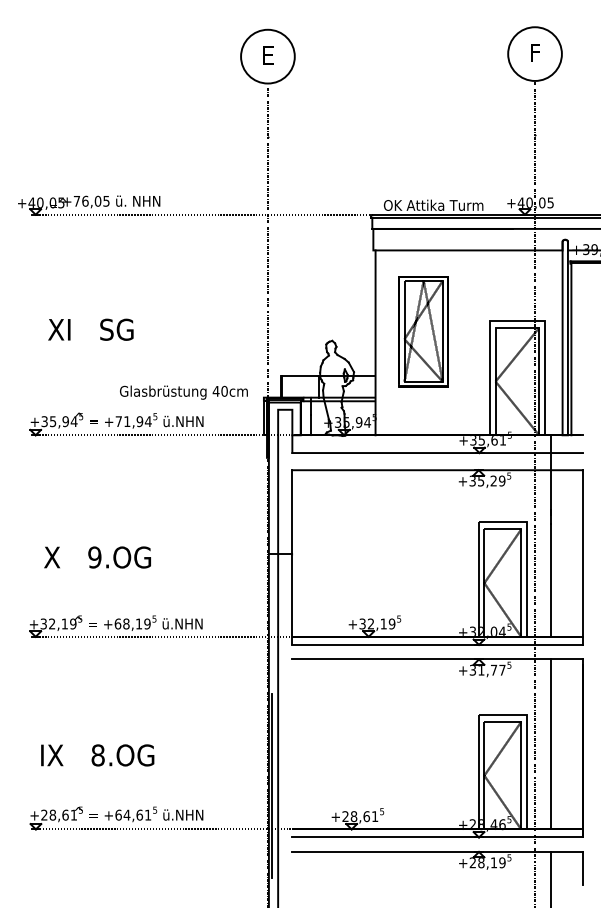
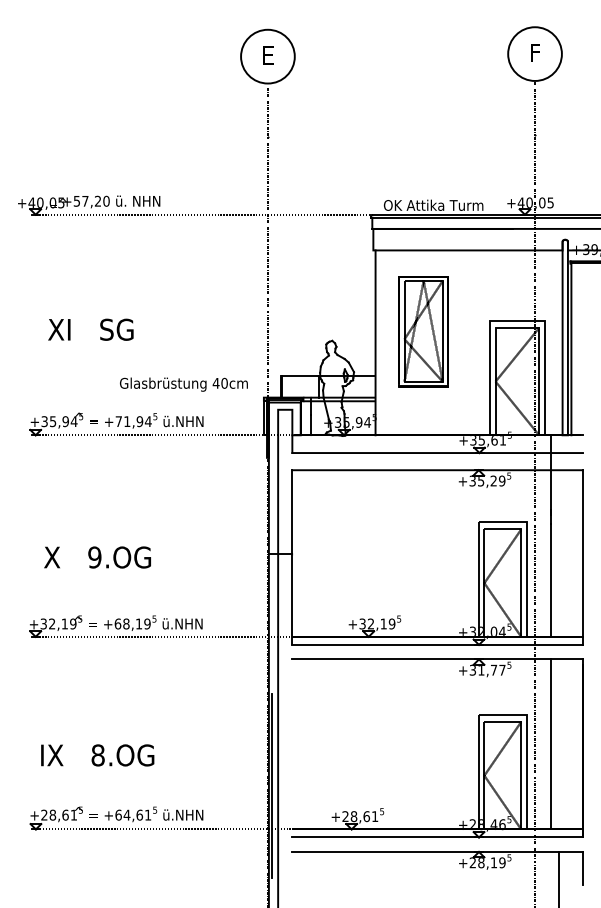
text: +76,05 -> +57,20 (91, 200)
text position: (183, 392) -> (183, 384) (183, 384)
line position: (550, 878) -> (558, 878) (558, 878)
